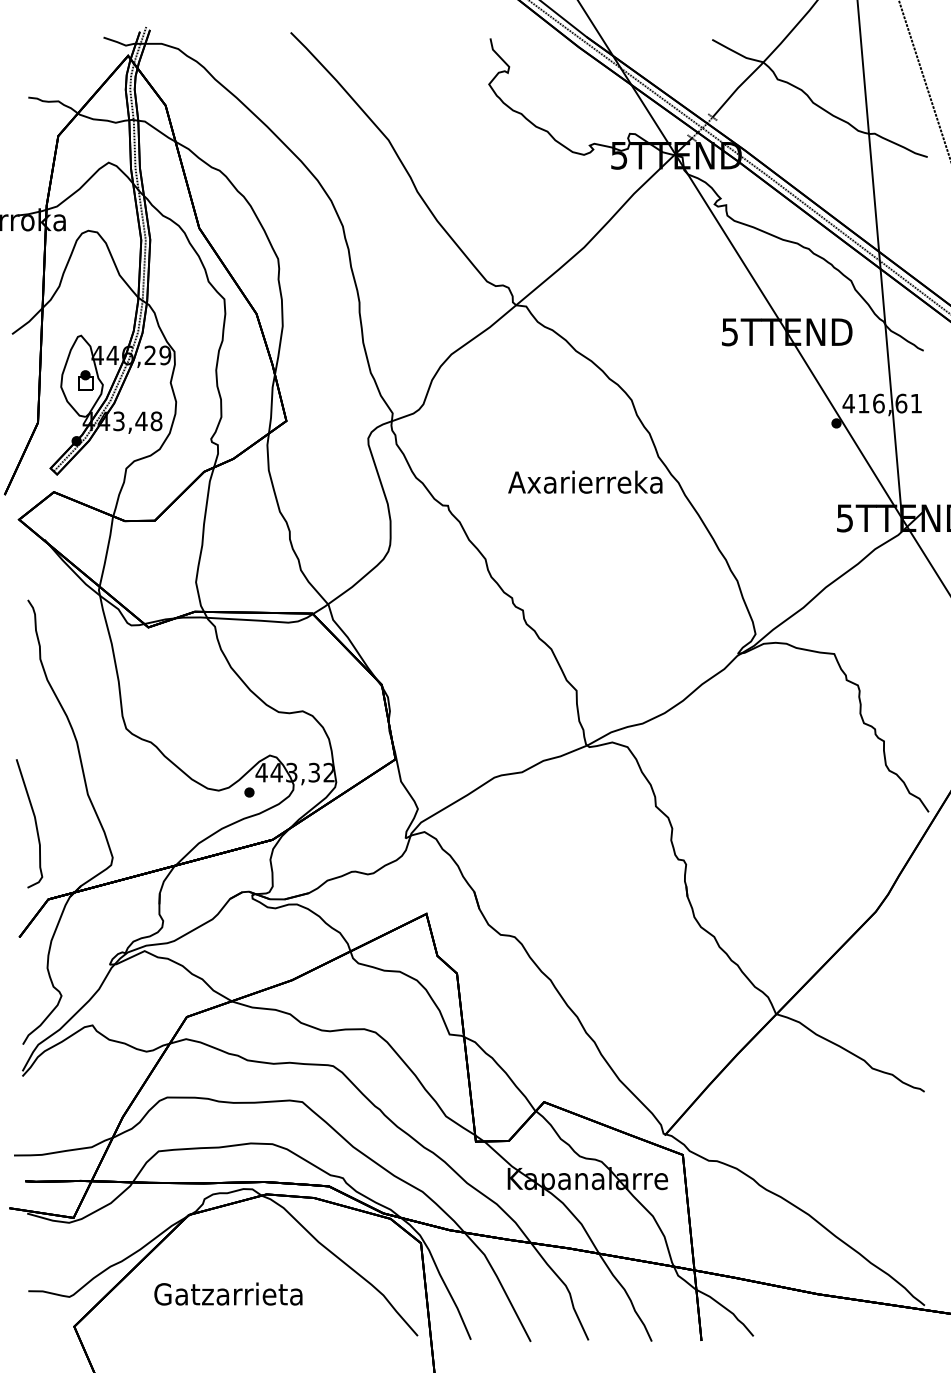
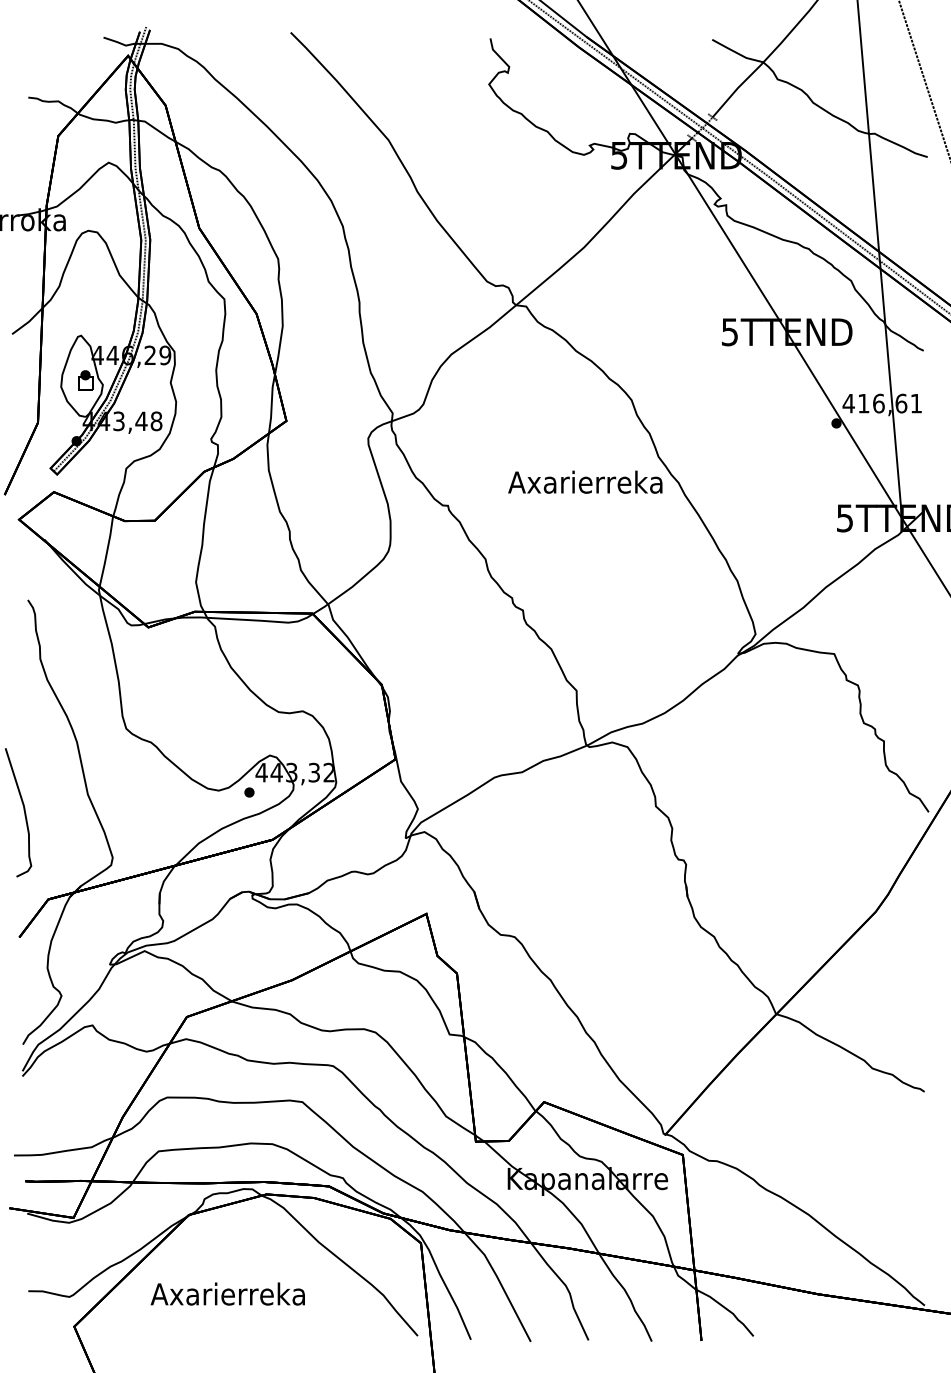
curve position: (34, 821) -> (23, 810) (23, 810)
text: Gatzarrieta -> Axarierreka (227, 1293)
